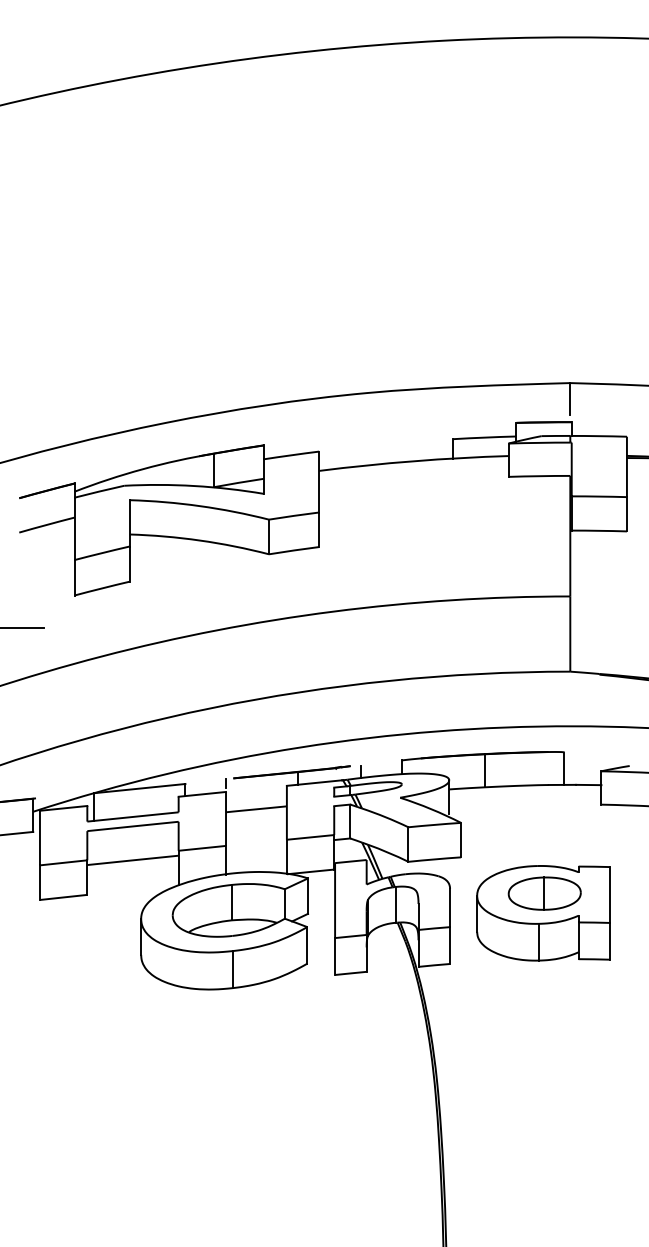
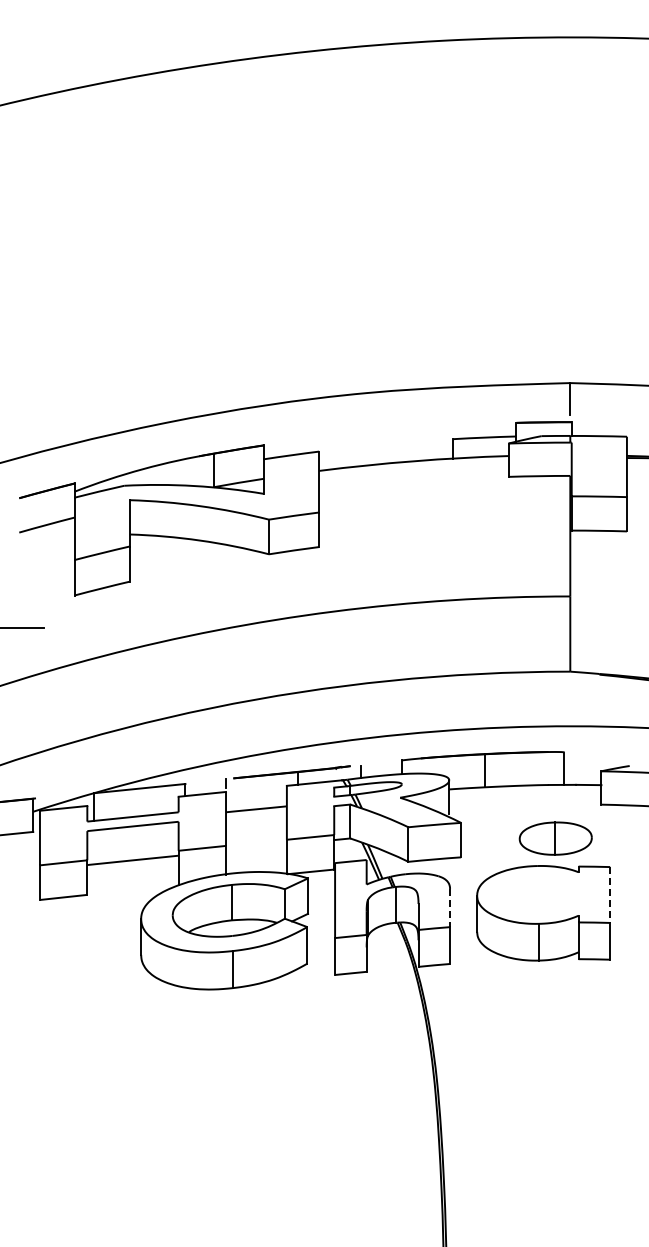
part position: (544, 893) -> (555, 838) (555, 838)
line: solid -> dashed (610, 895)
line: solid -> dashed (450, 908)
